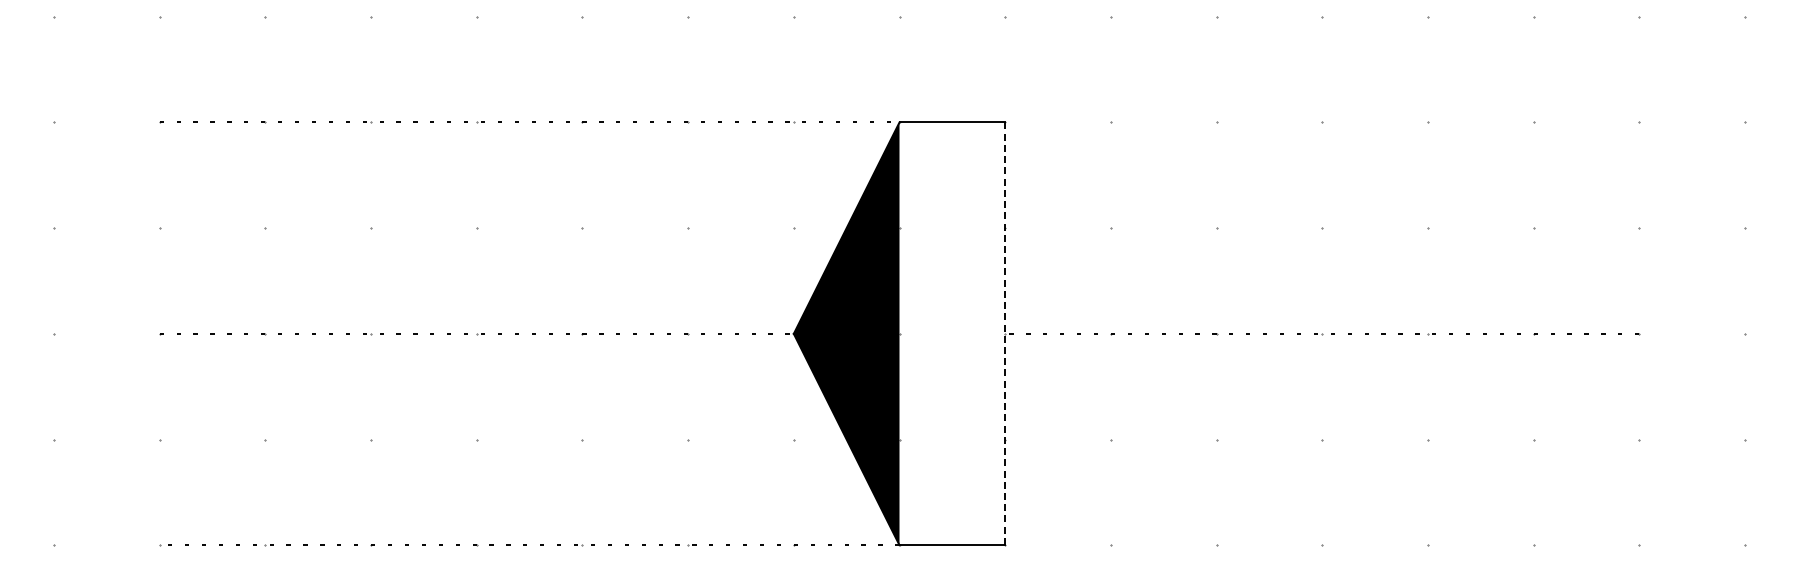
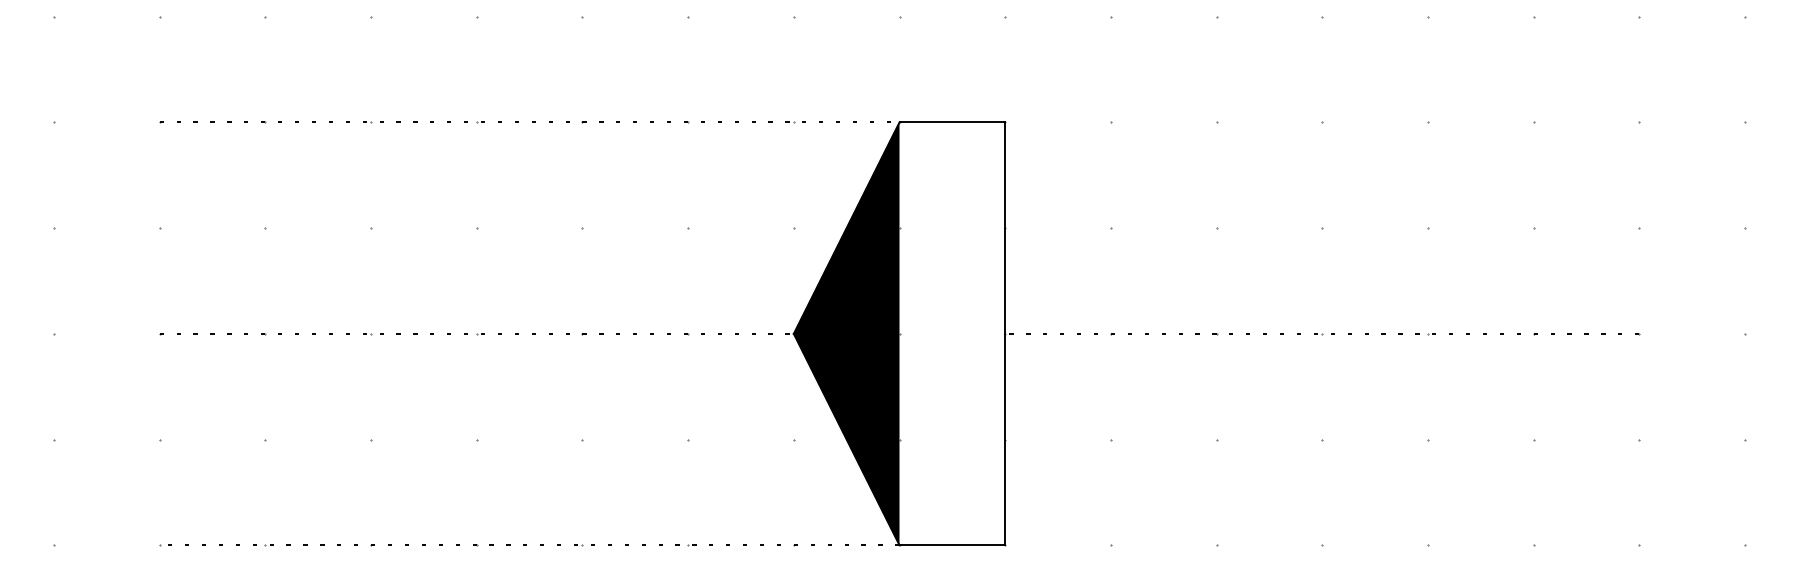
line: dashed -> solid (1005, 334)
